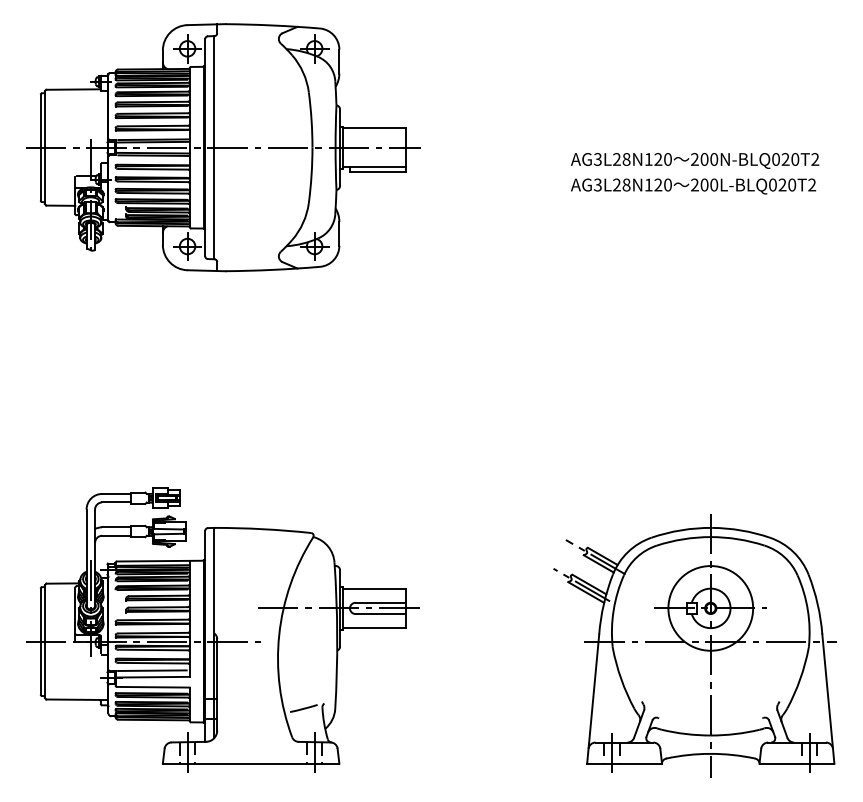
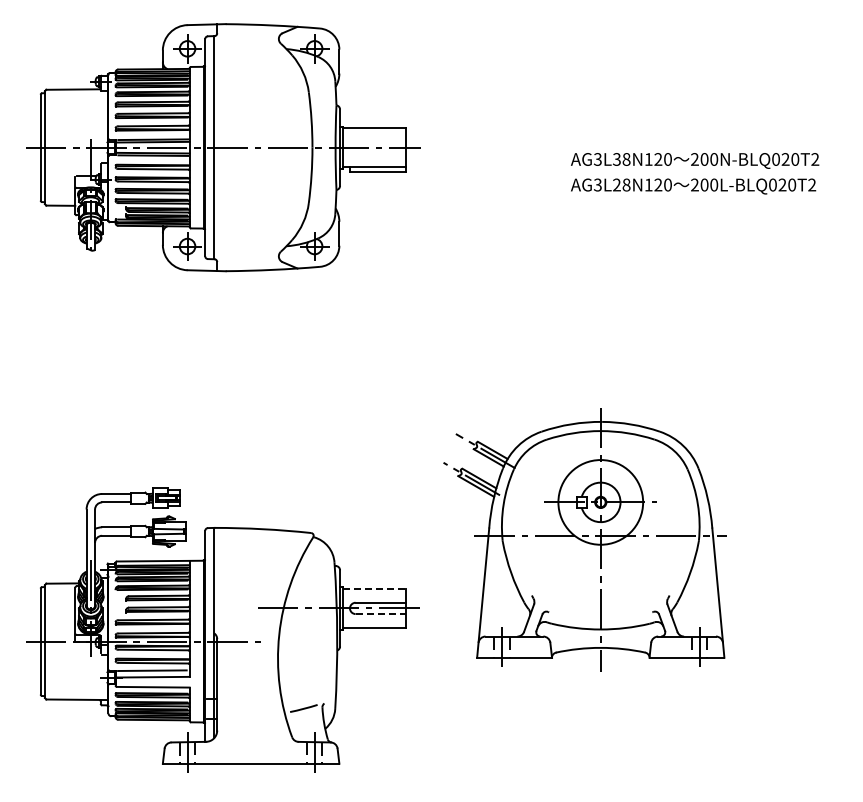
text: AG3L28N120 -> AG3L38N120 (616, 159)
line: solid -> dashed (374, 588)
line: solid -> dashed (381, 614)
part position: (694, 645) -> (584, 539) (584, 539)
